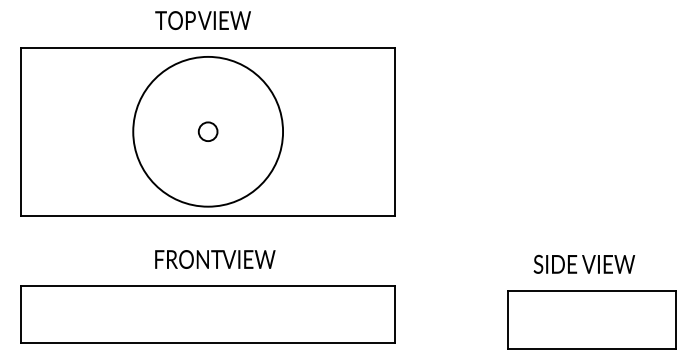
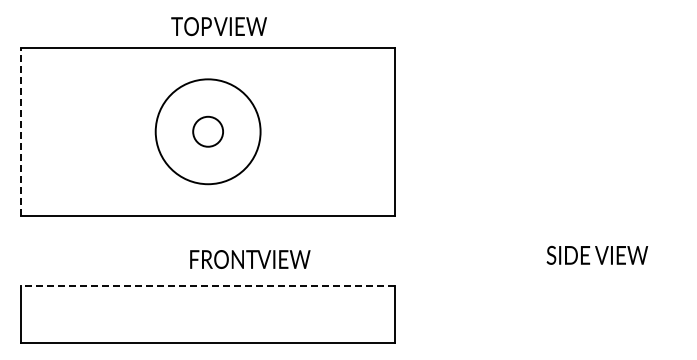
text position: (202, 20) -> (218, 26) (218, 26)
line: solid -> dashed (20, 131)
circle diameter: 19 px -> 30 px (208, 131)
circle diameter: 150 px -> 105 px (207, 131)
text position: (215, 259) -> (250, 259) (250, 259)
text position: (584, 263) -> (597, 254) (597, 254)
line: solid -> dashed (207, 286)
part: present -> none (591, 319)
